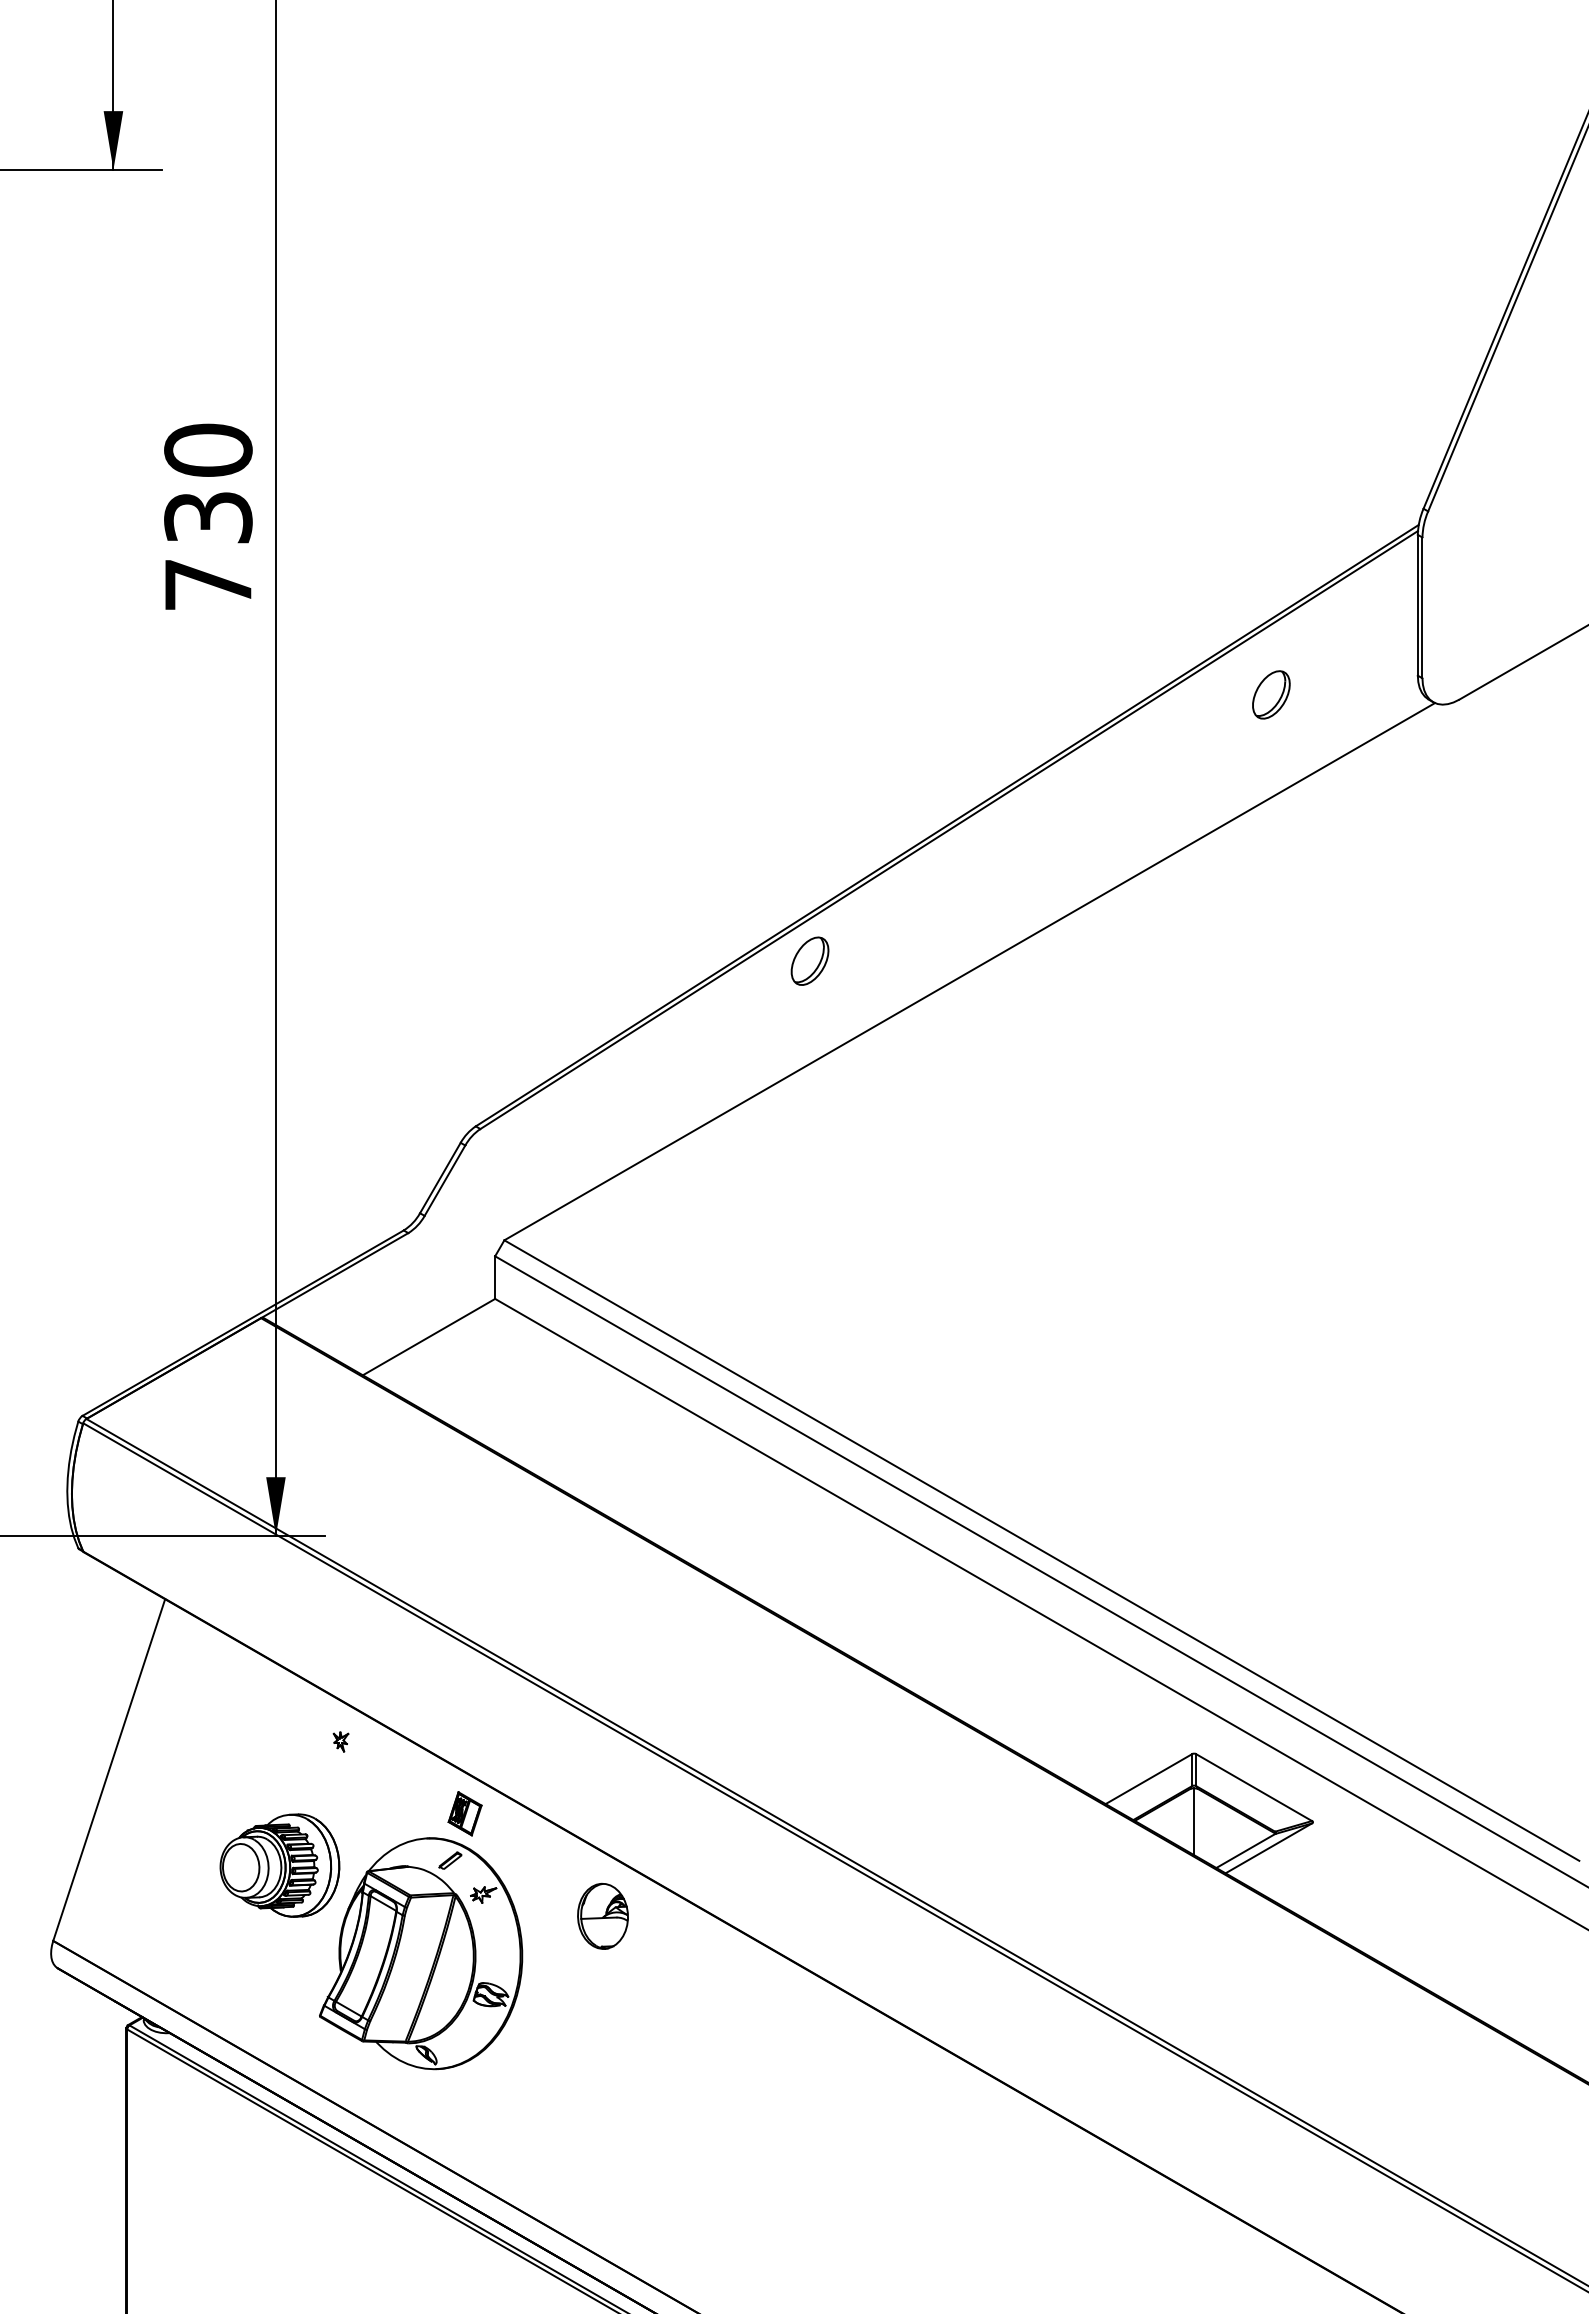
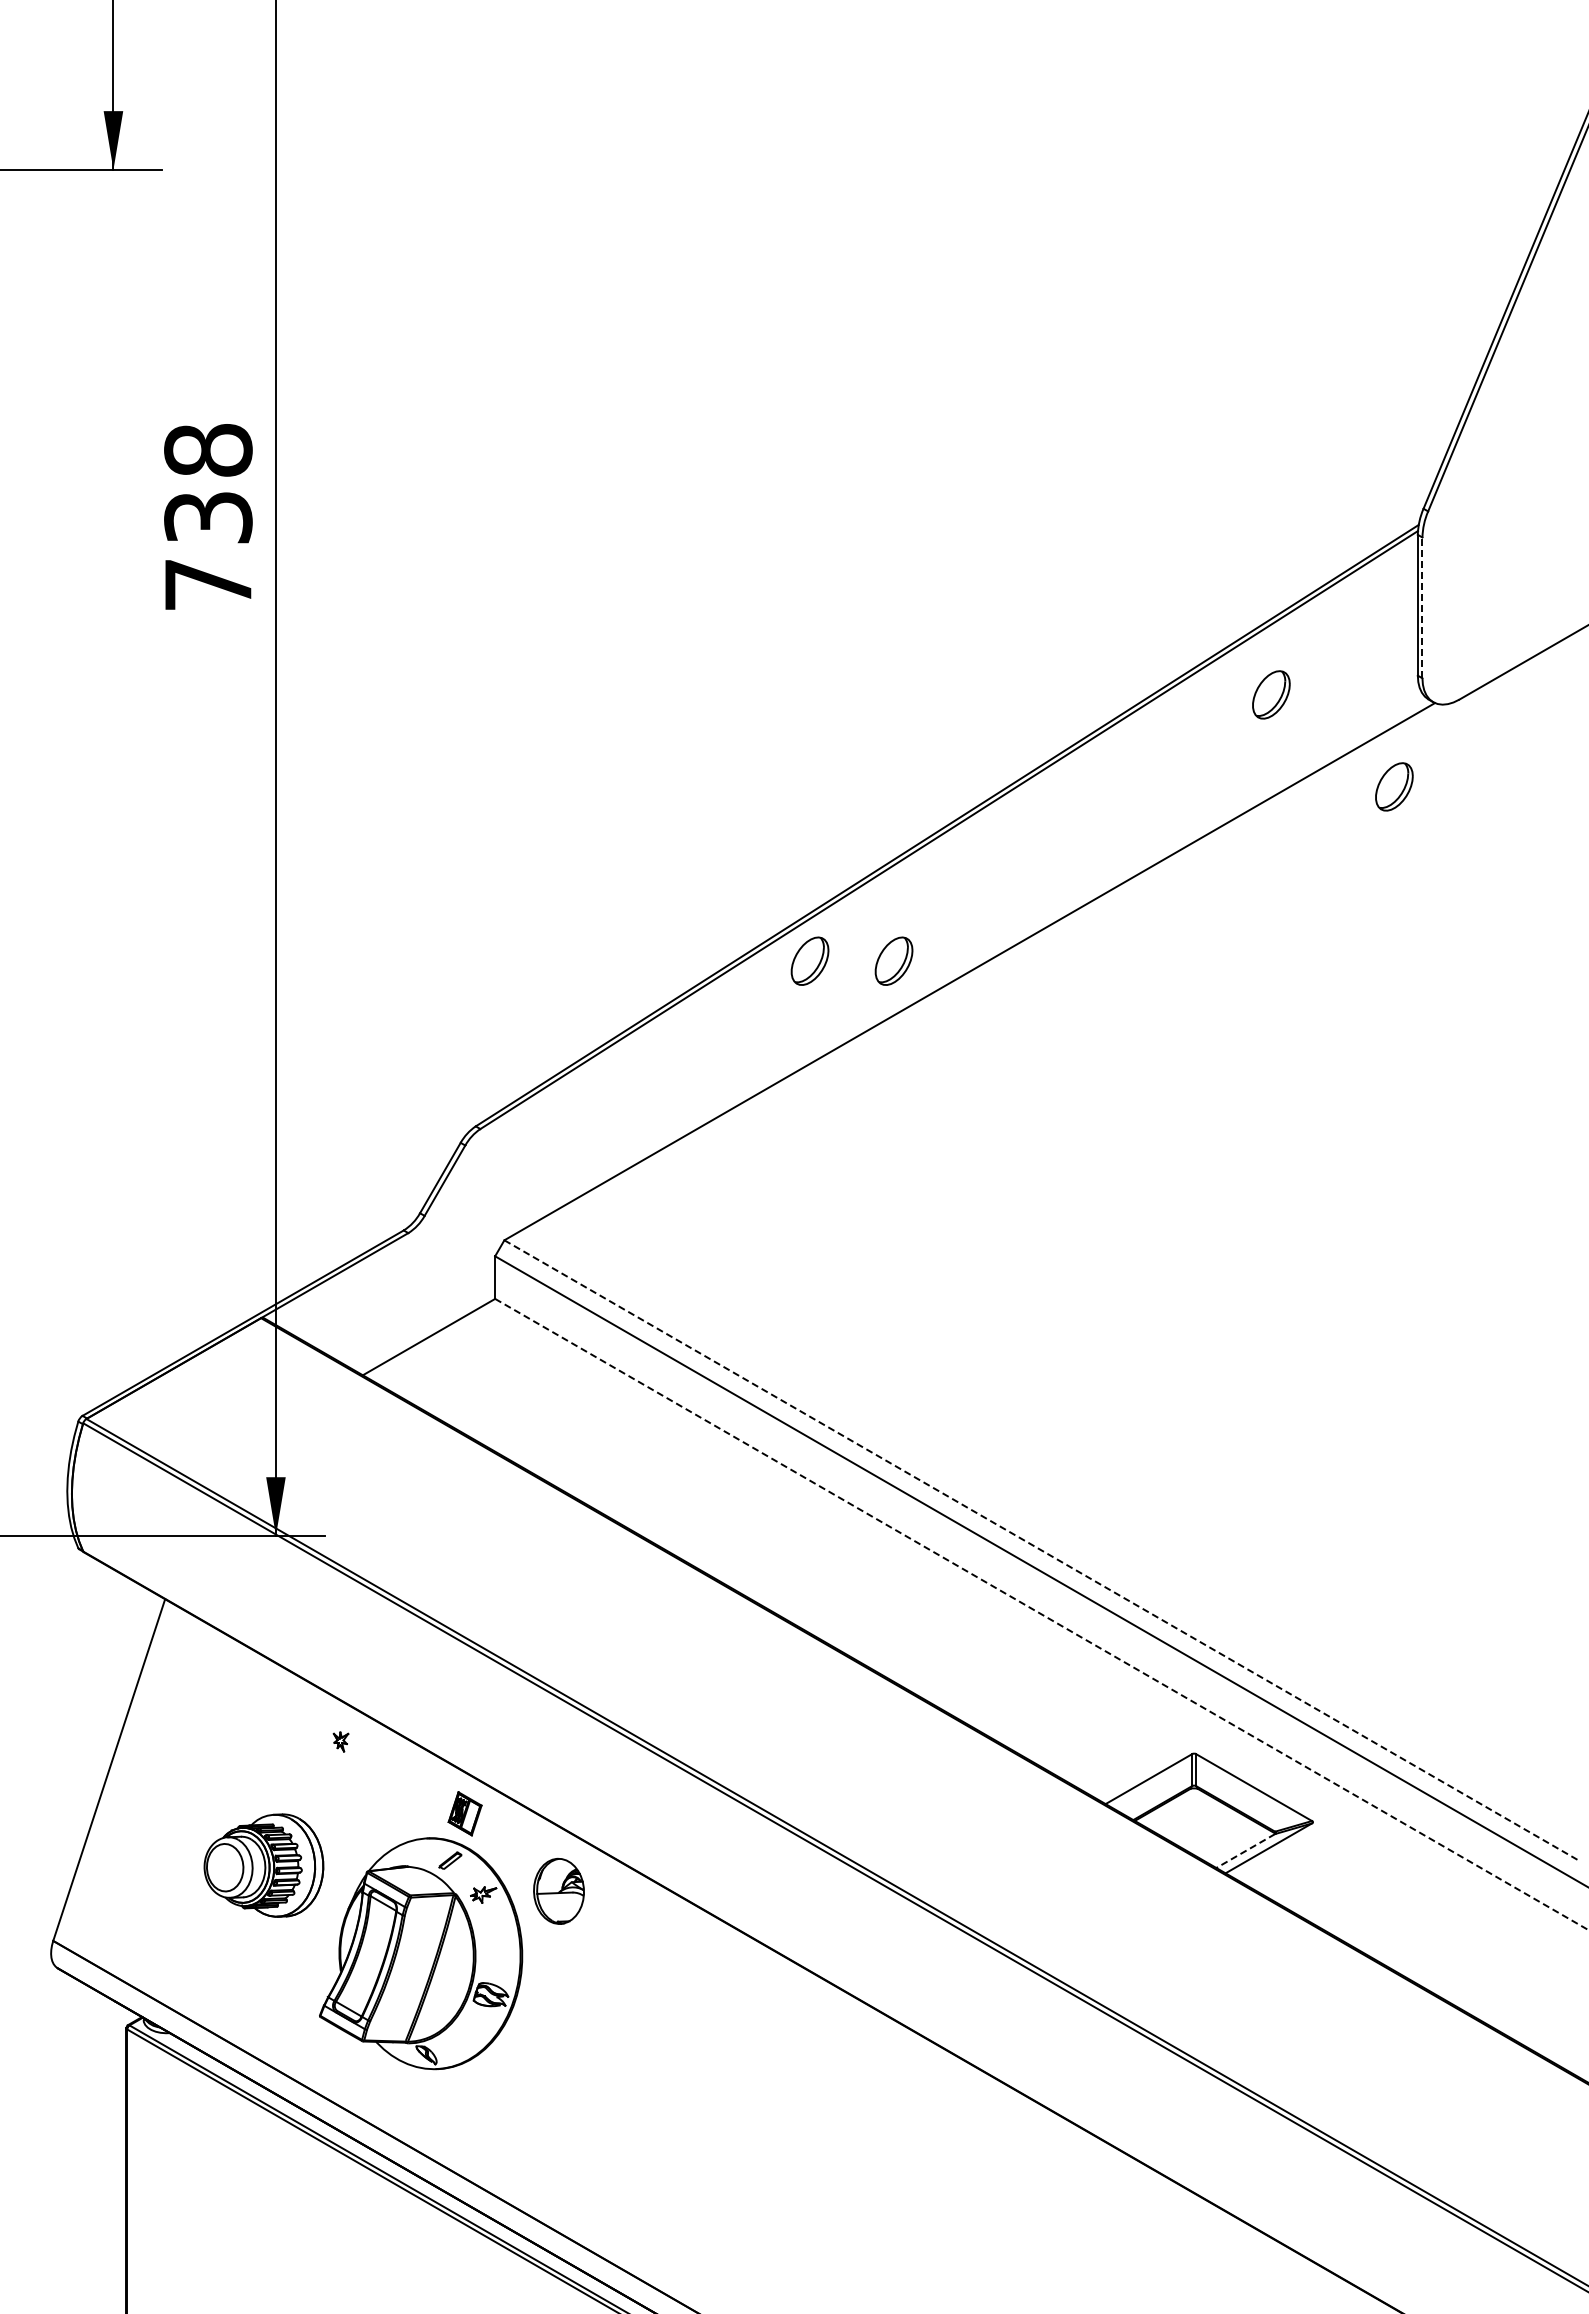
text: 730 -> 738 (208, 449)
line: solid -> dashed (1422, 607)
part: none -> present (1394, 786)
part: none -> present (893, 960)
line: solid -> dashed (1041, 1550)
line: solid -> dashed (1042, 1614)
line: present -> none (1194, 1821)
line: solid -> dashed (1245, 1851)
part position: (279, 1865) -> (263, 1865) (263, 1865)
part position: (602, 1915) -> (558, 1890) (558, 1890)
